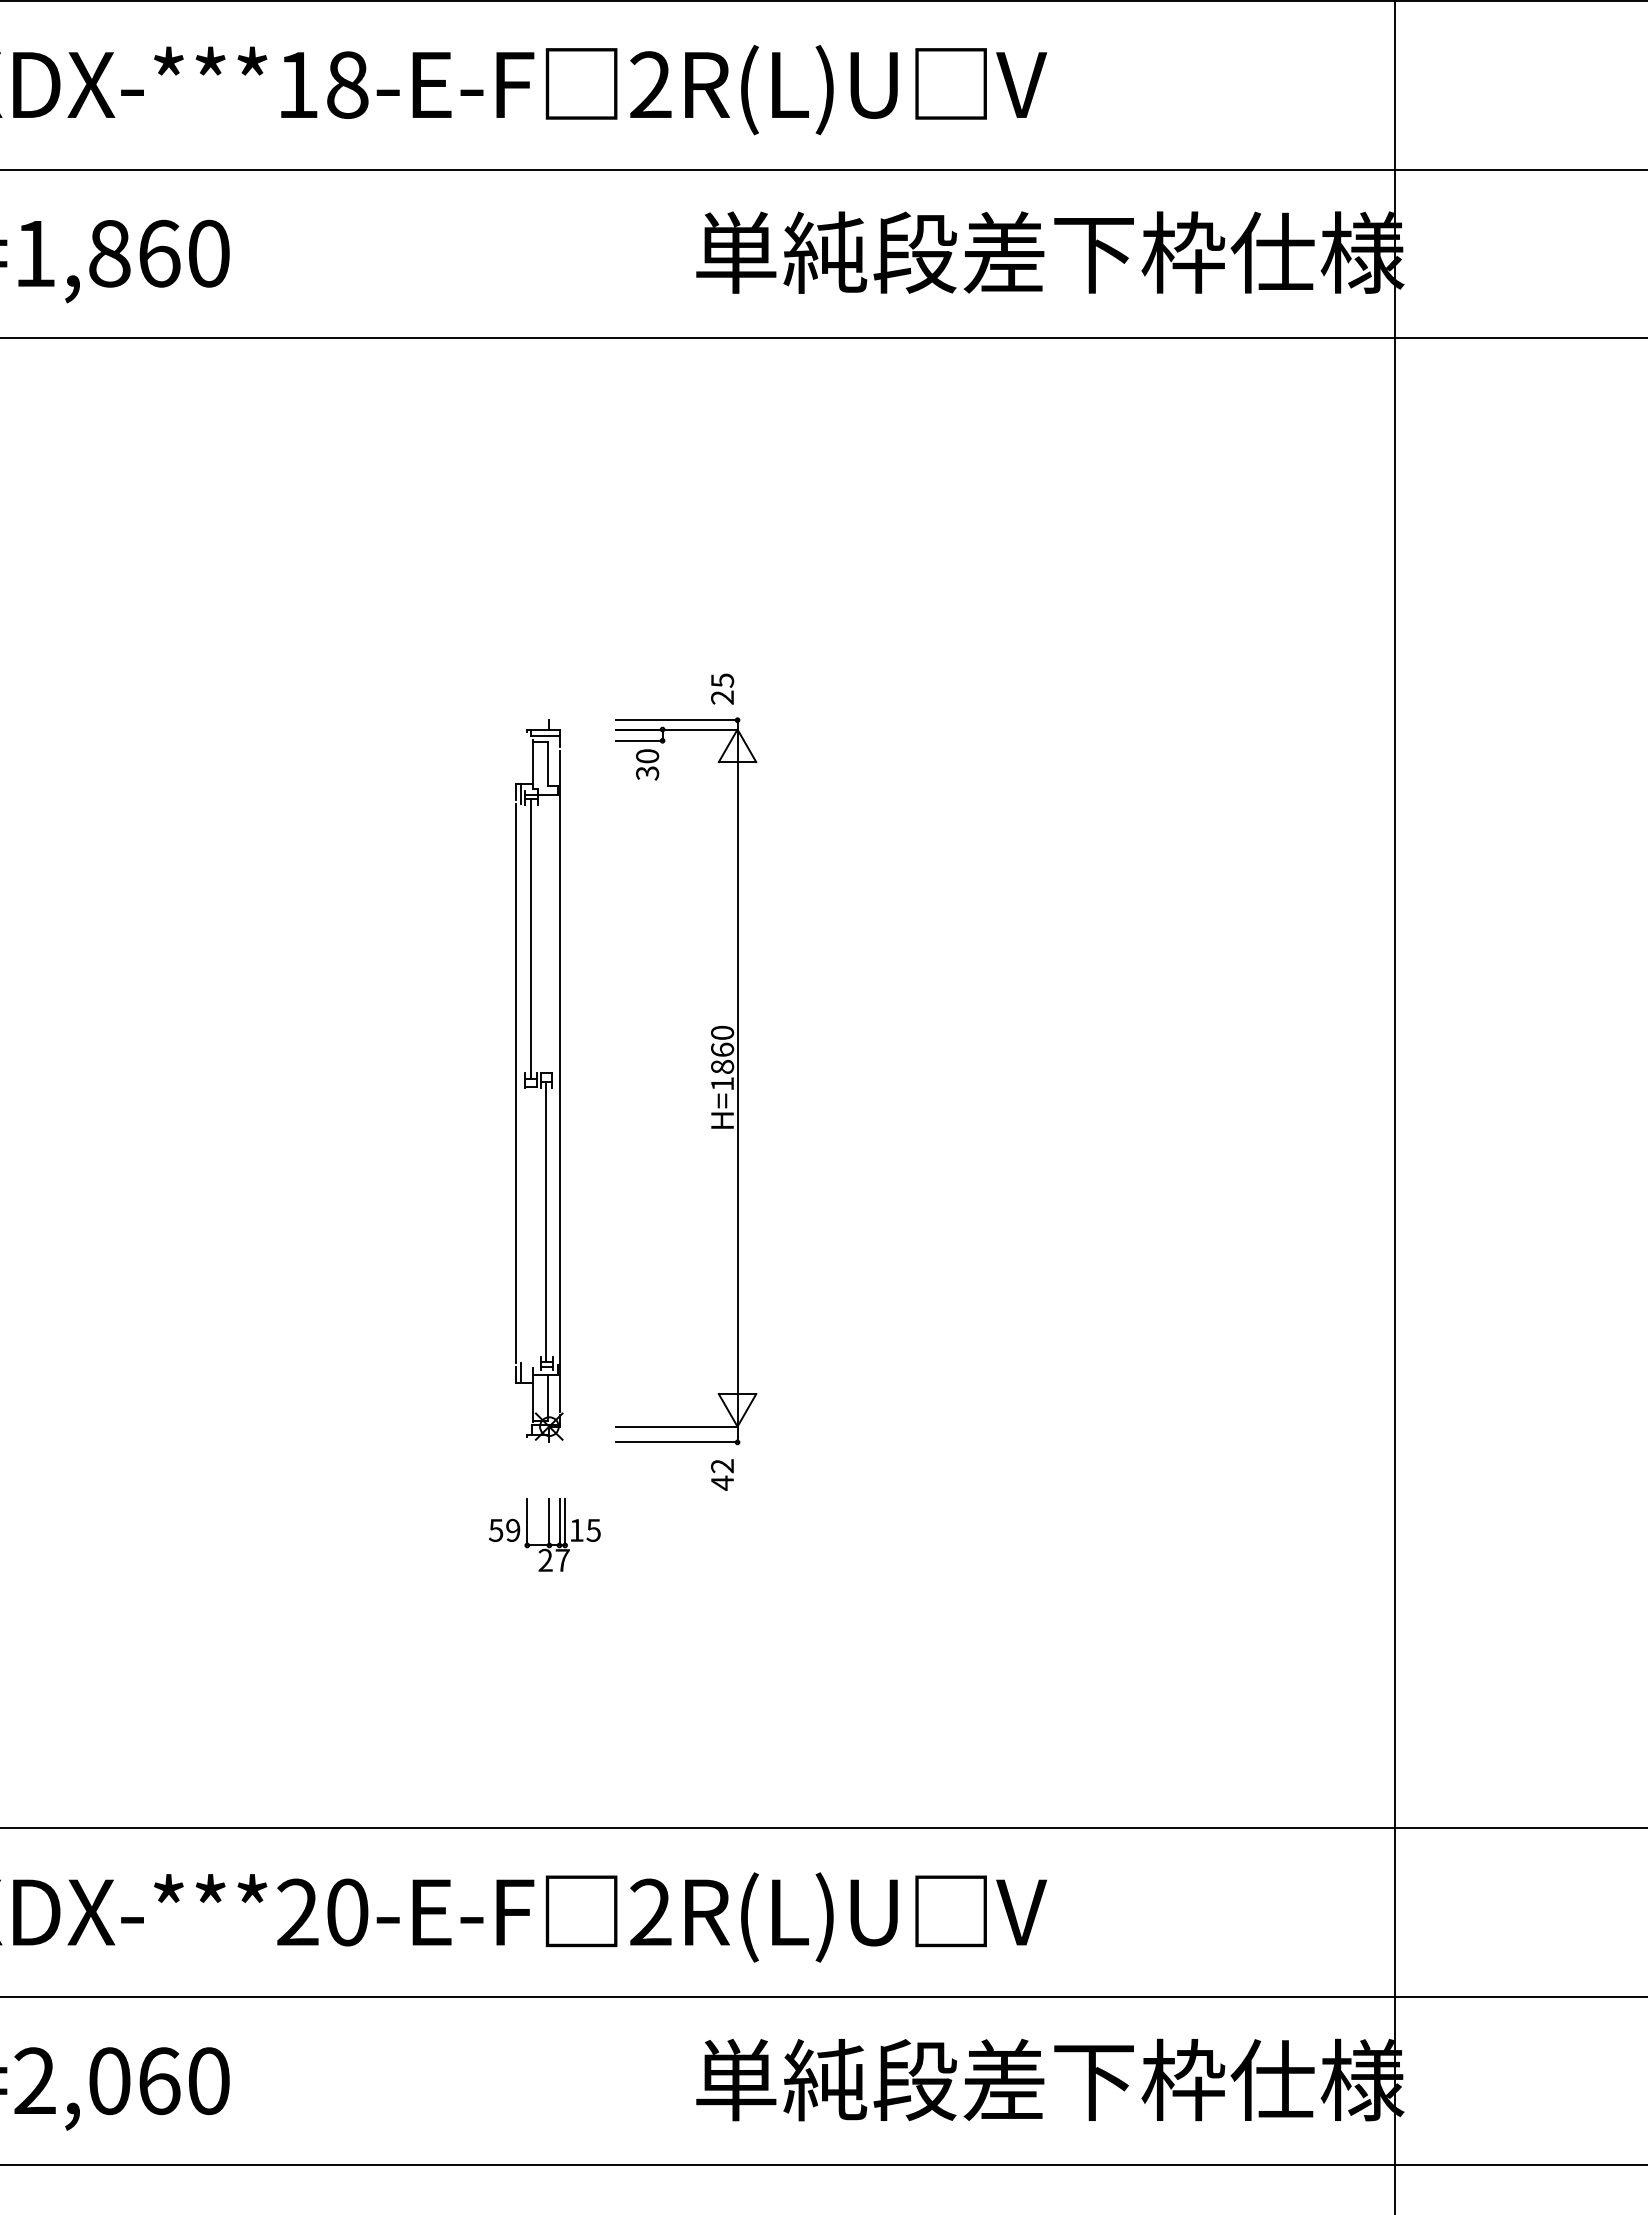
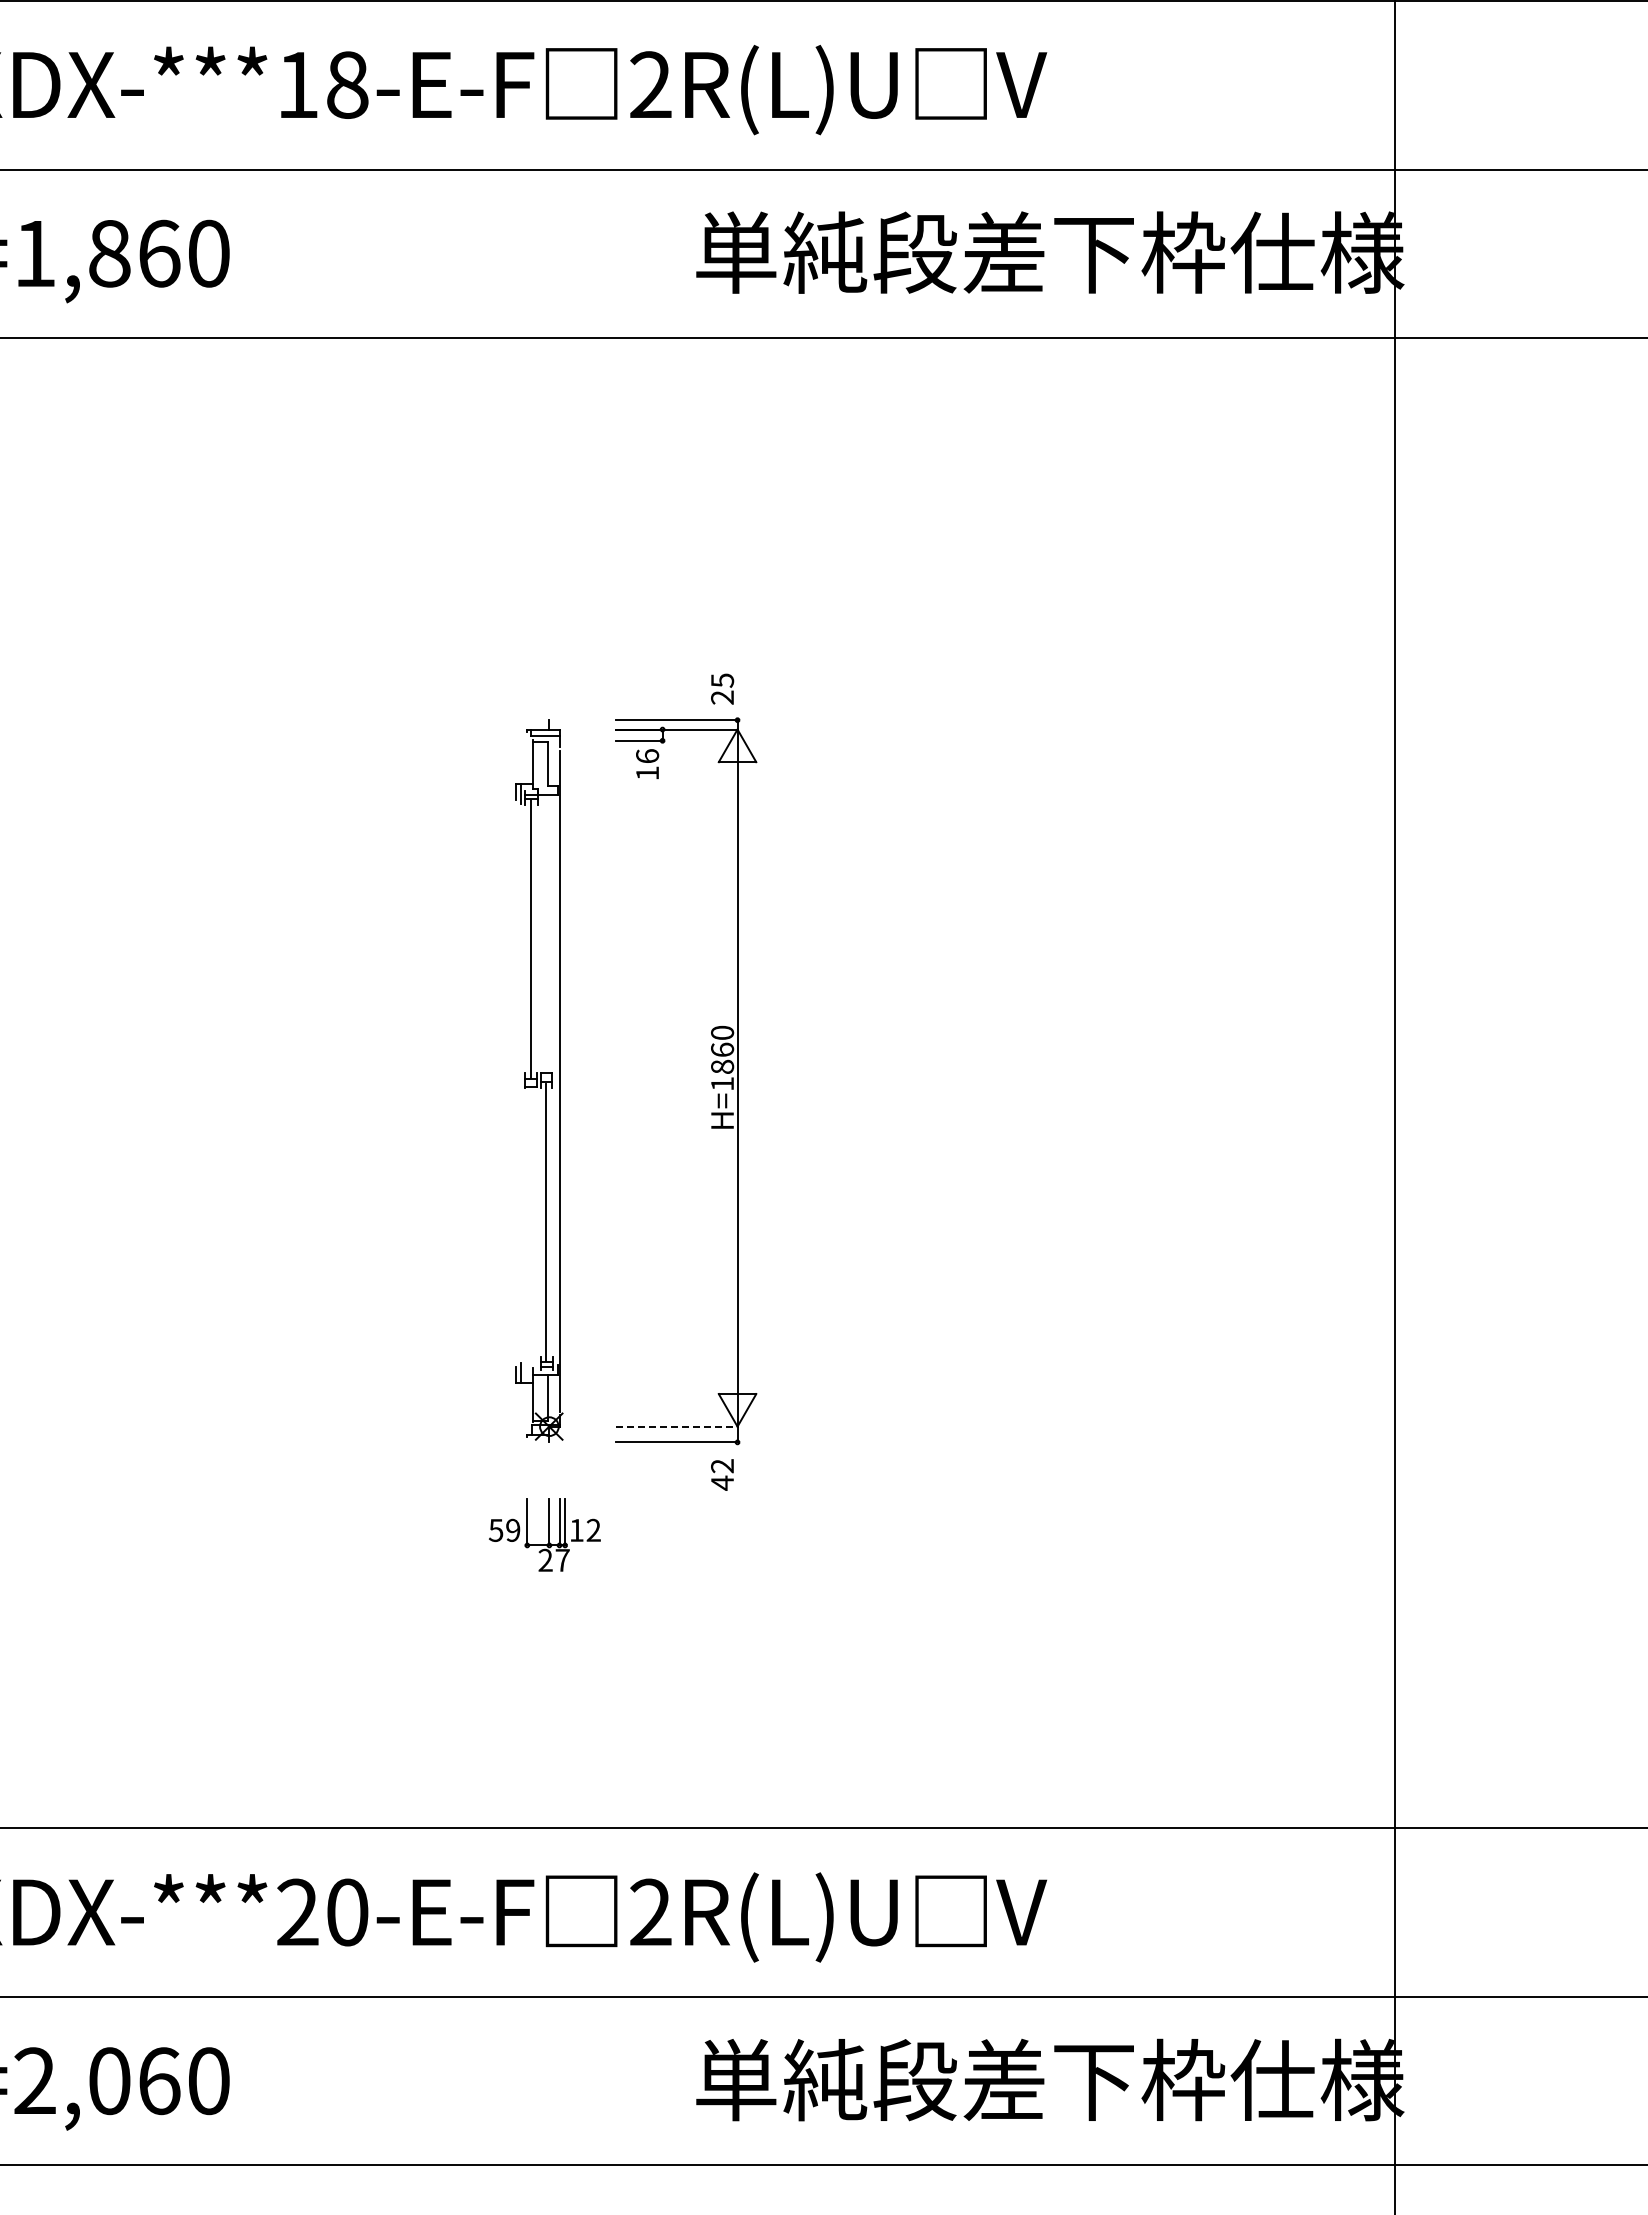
text: 30 -> 16 (647, 764)
line: present -> none (515, 1082)
line: solid -> dashed (676, 1426)
text: 15 -> 12 (593, 1529)
